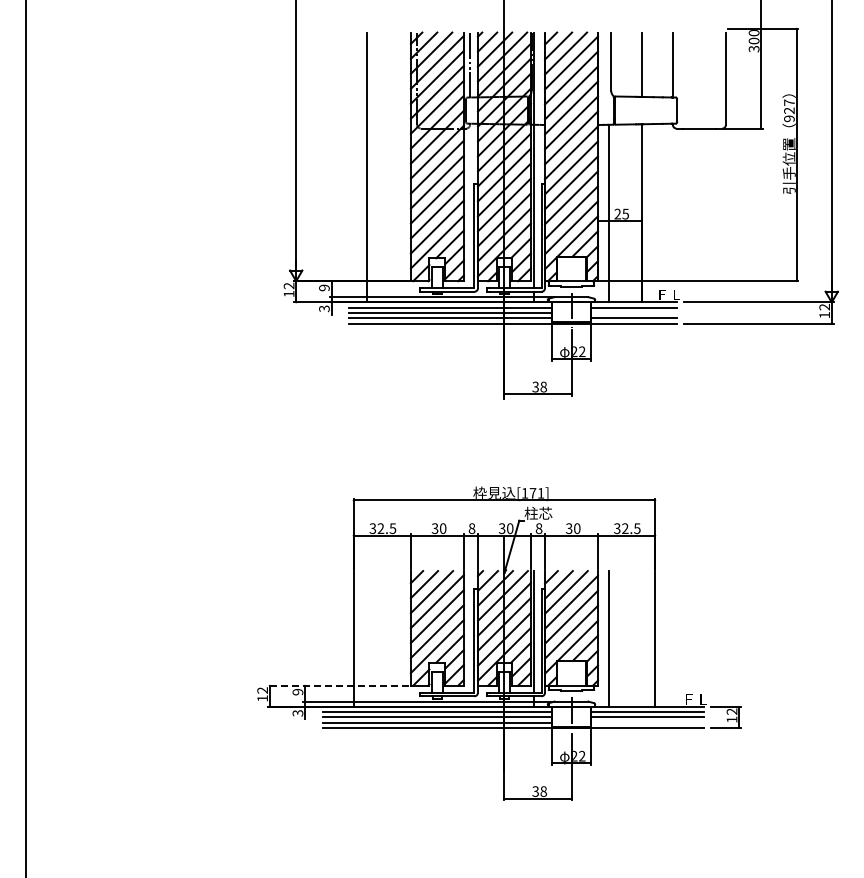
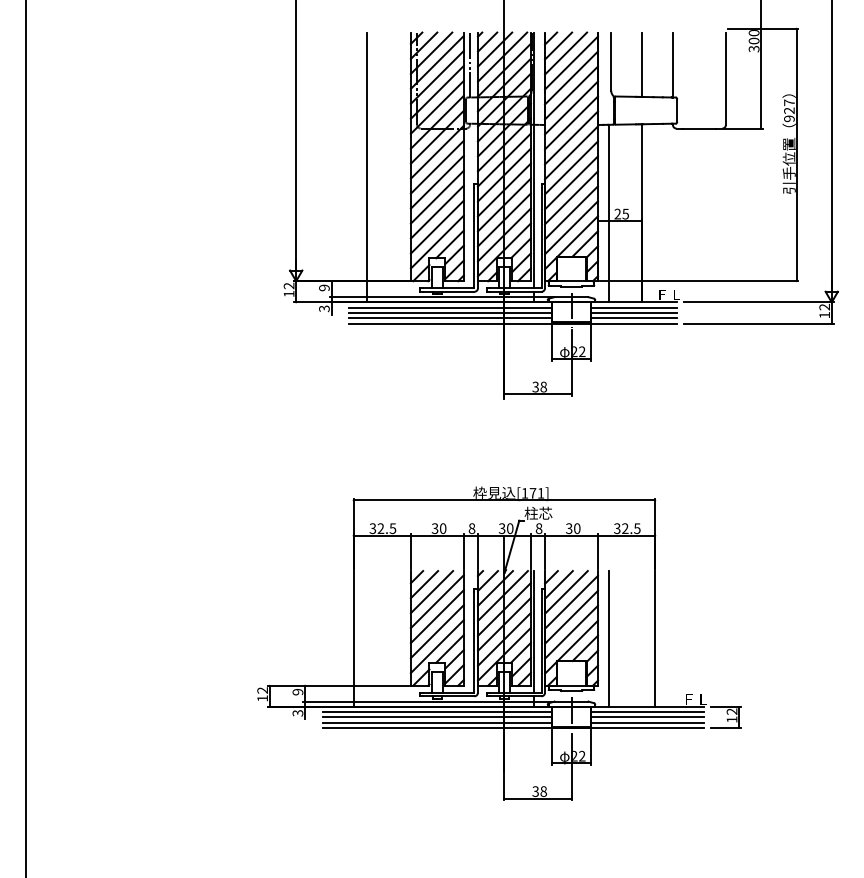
line: none -> present (633, 312)
line: dashed -> solid (338, 685)
line: none -> present (646, 722)
